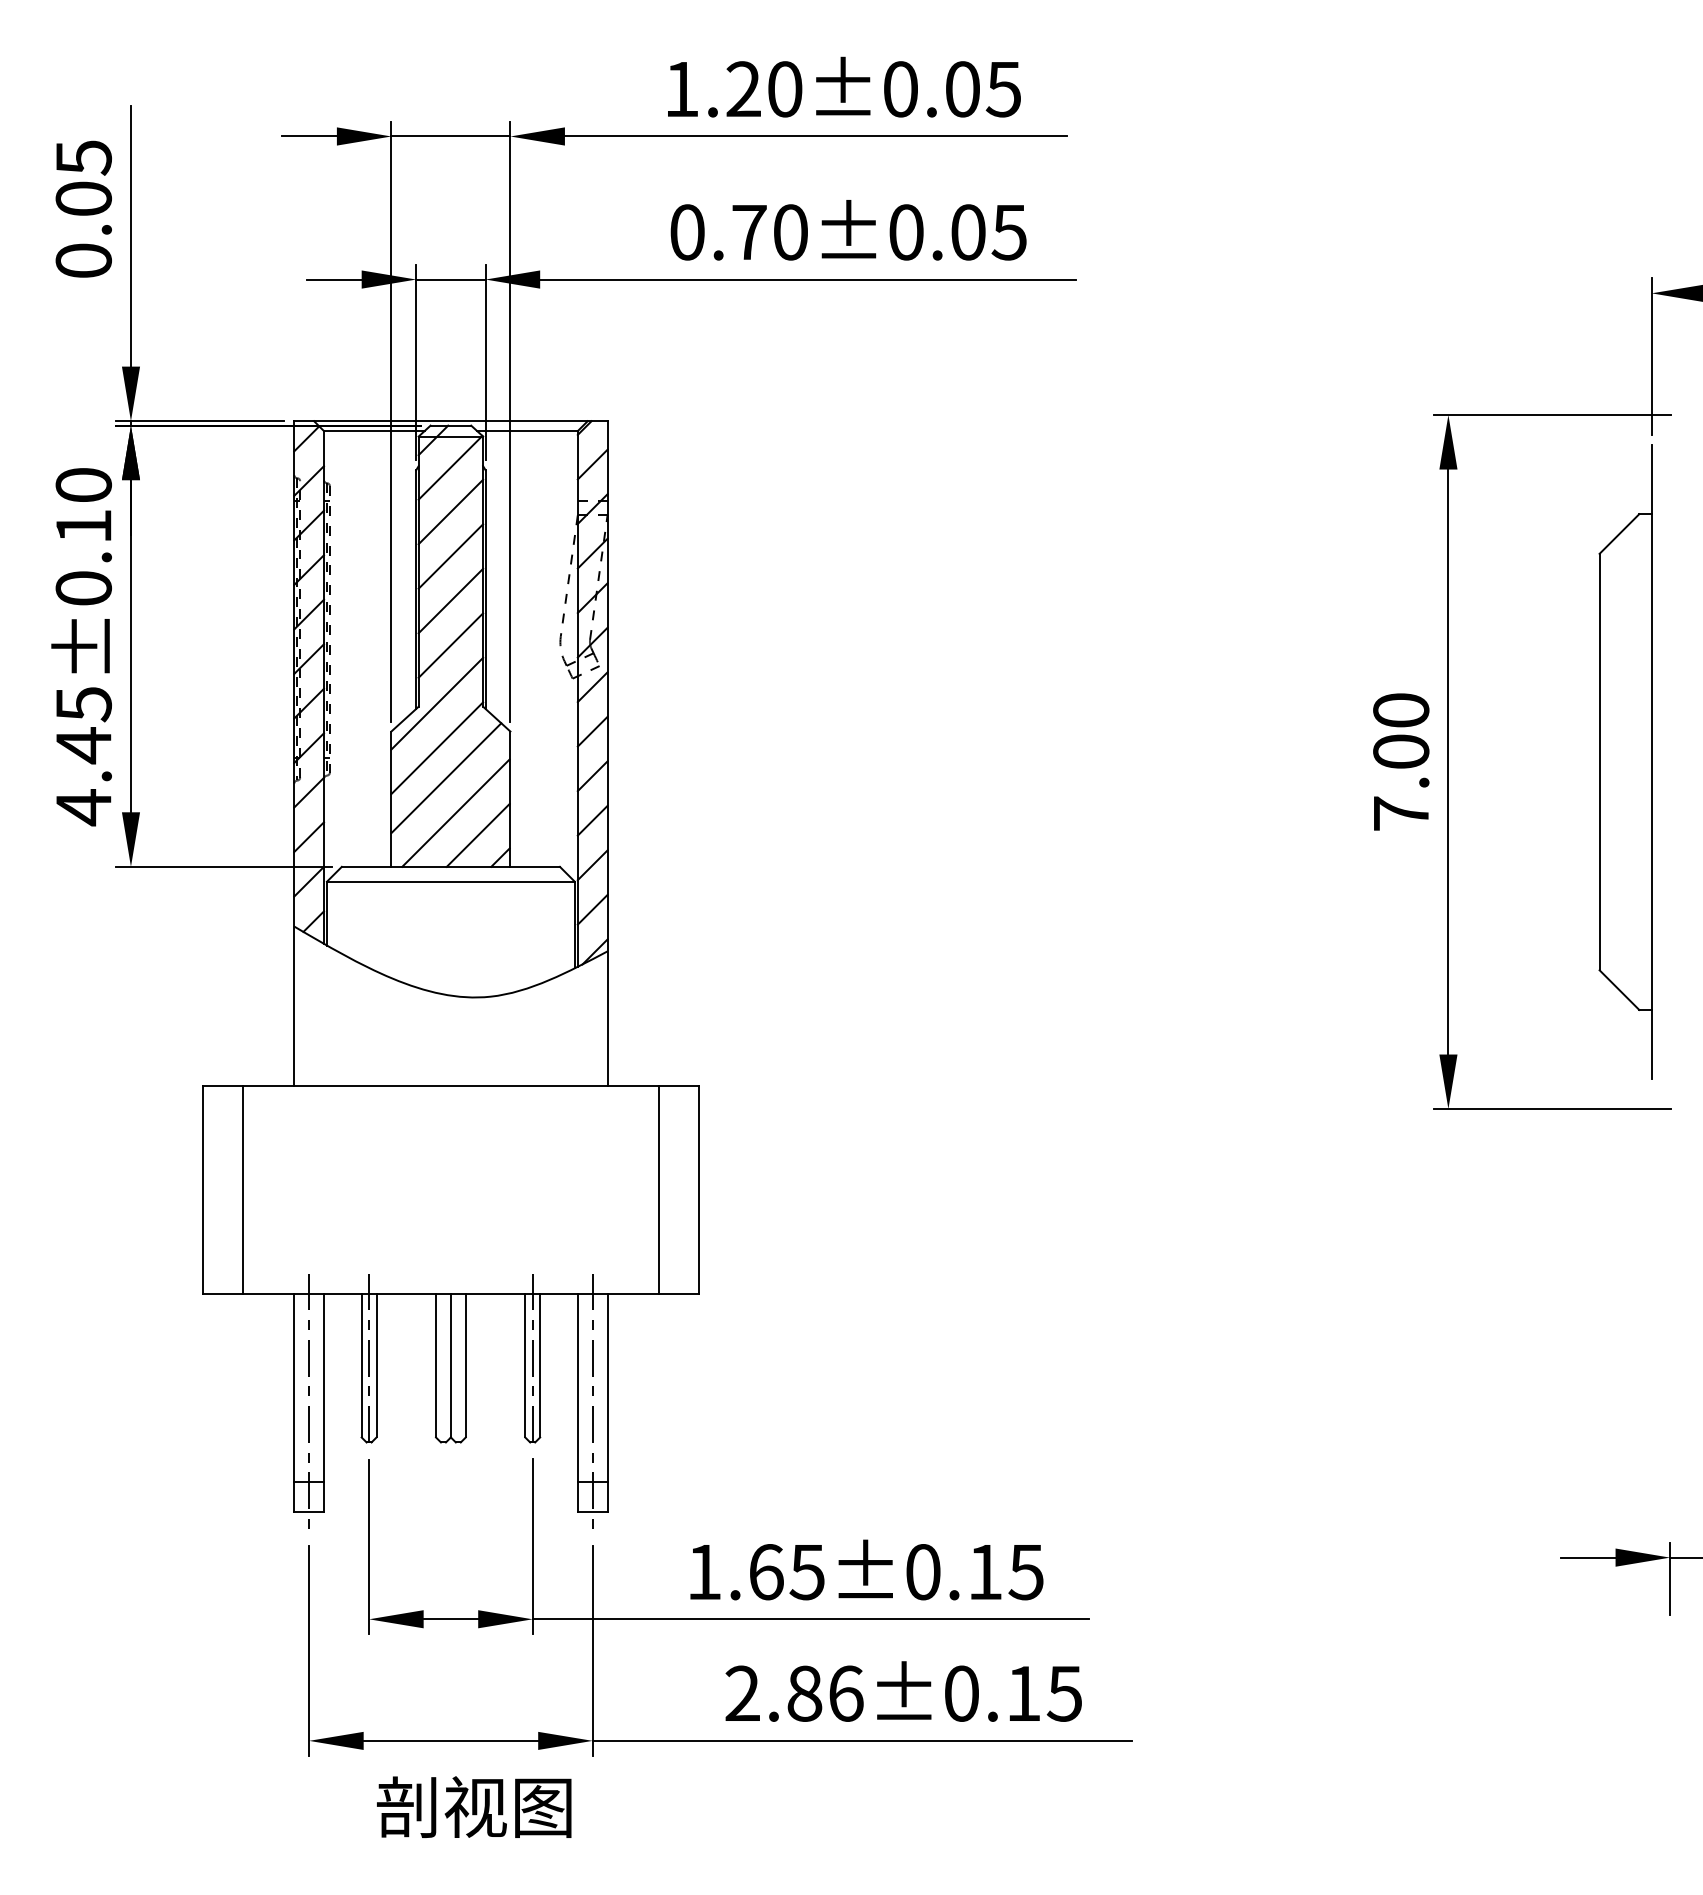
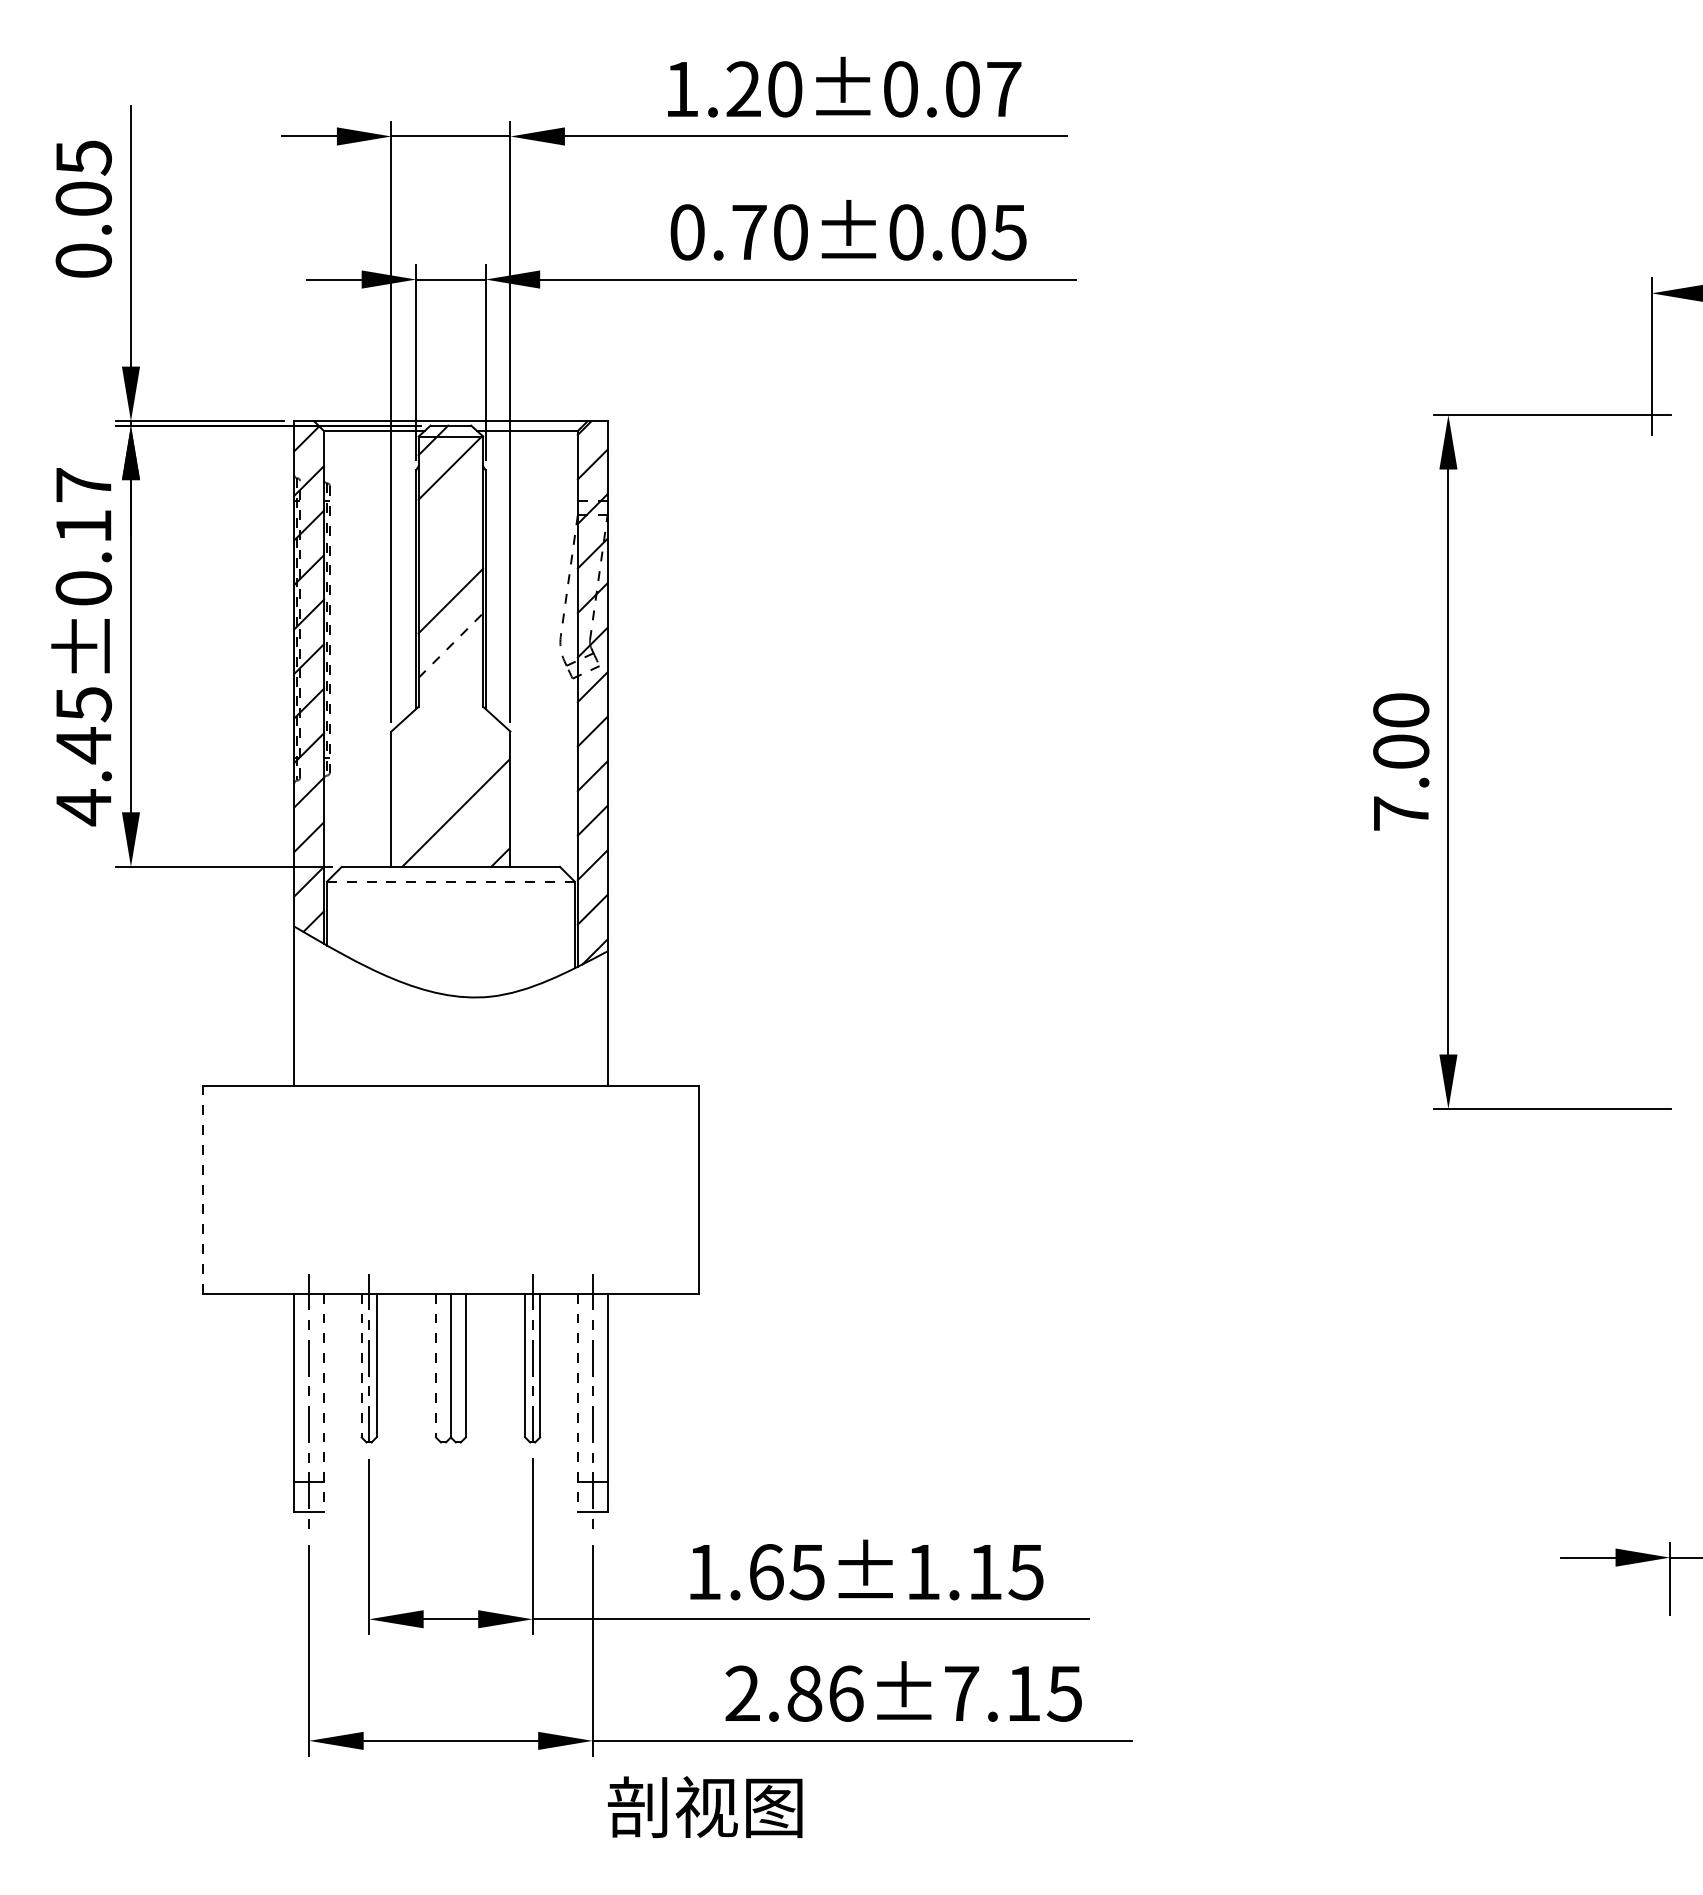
text: 1.20±0.05 -> 1.20±0.07 (1003, 89)
text: 4.45±0.10 -> 4.45±0.17 (83, 485)
line: present -> none (450, 511)
line: present -> none (450, 556)
line: solid -> dashed (450, 645)
line: present -> none (437, 703)
line: present -> none (437, 748)
part: present -> none (1625, 761)
line: present -> none (446, 778)
line: present -> none (477, 834)
line: solid -> dashed (450, 881)
line: solid -> dashed (203, 1189)
line: present -> none (242, 1189)
line: present -> none (659, 1189)
line: solid -> dashed (361, 1365)
line: solid -> dashed (436, 1365)
line: solid -> dashed (323, 1403)
line: solid -> dashed (577, 1403)
text: 1.65±0.15 -> 1.65±1.15 (923, 1572)
text: 2.86±0.15 -> 2.86±7.15 (962, 1693)
text position: (474, 1806) -> (705, 1806) (705, 1806)
